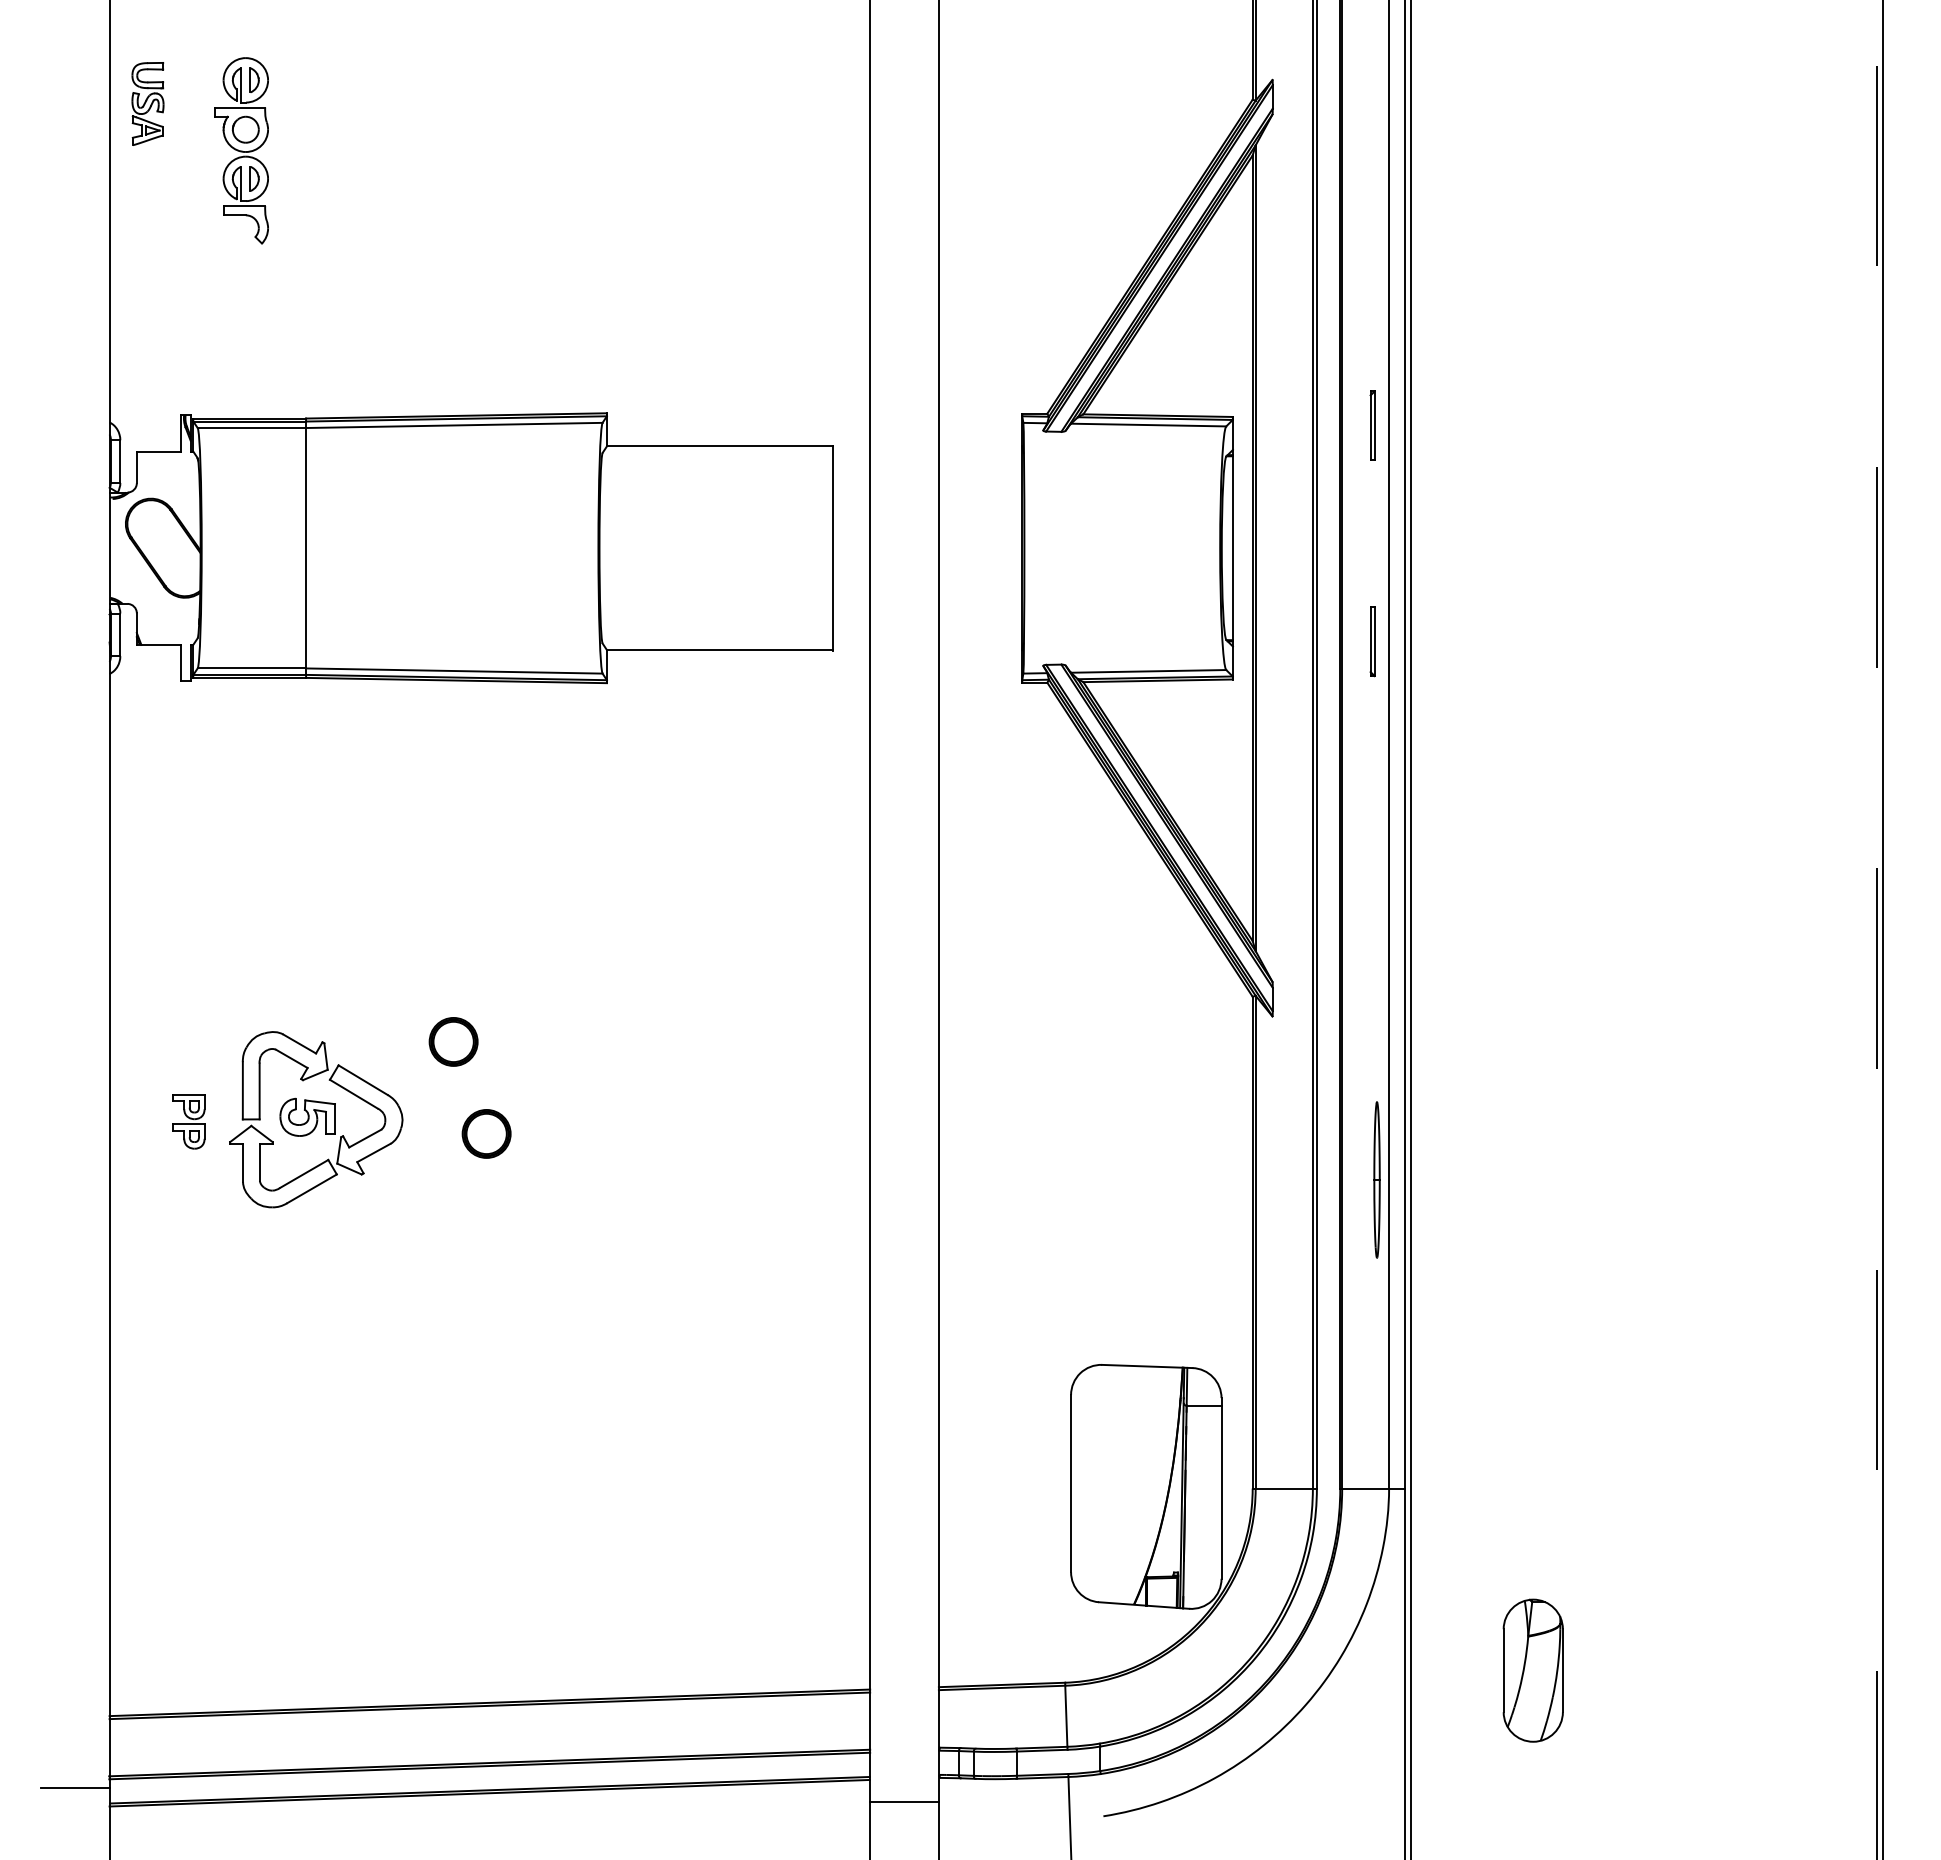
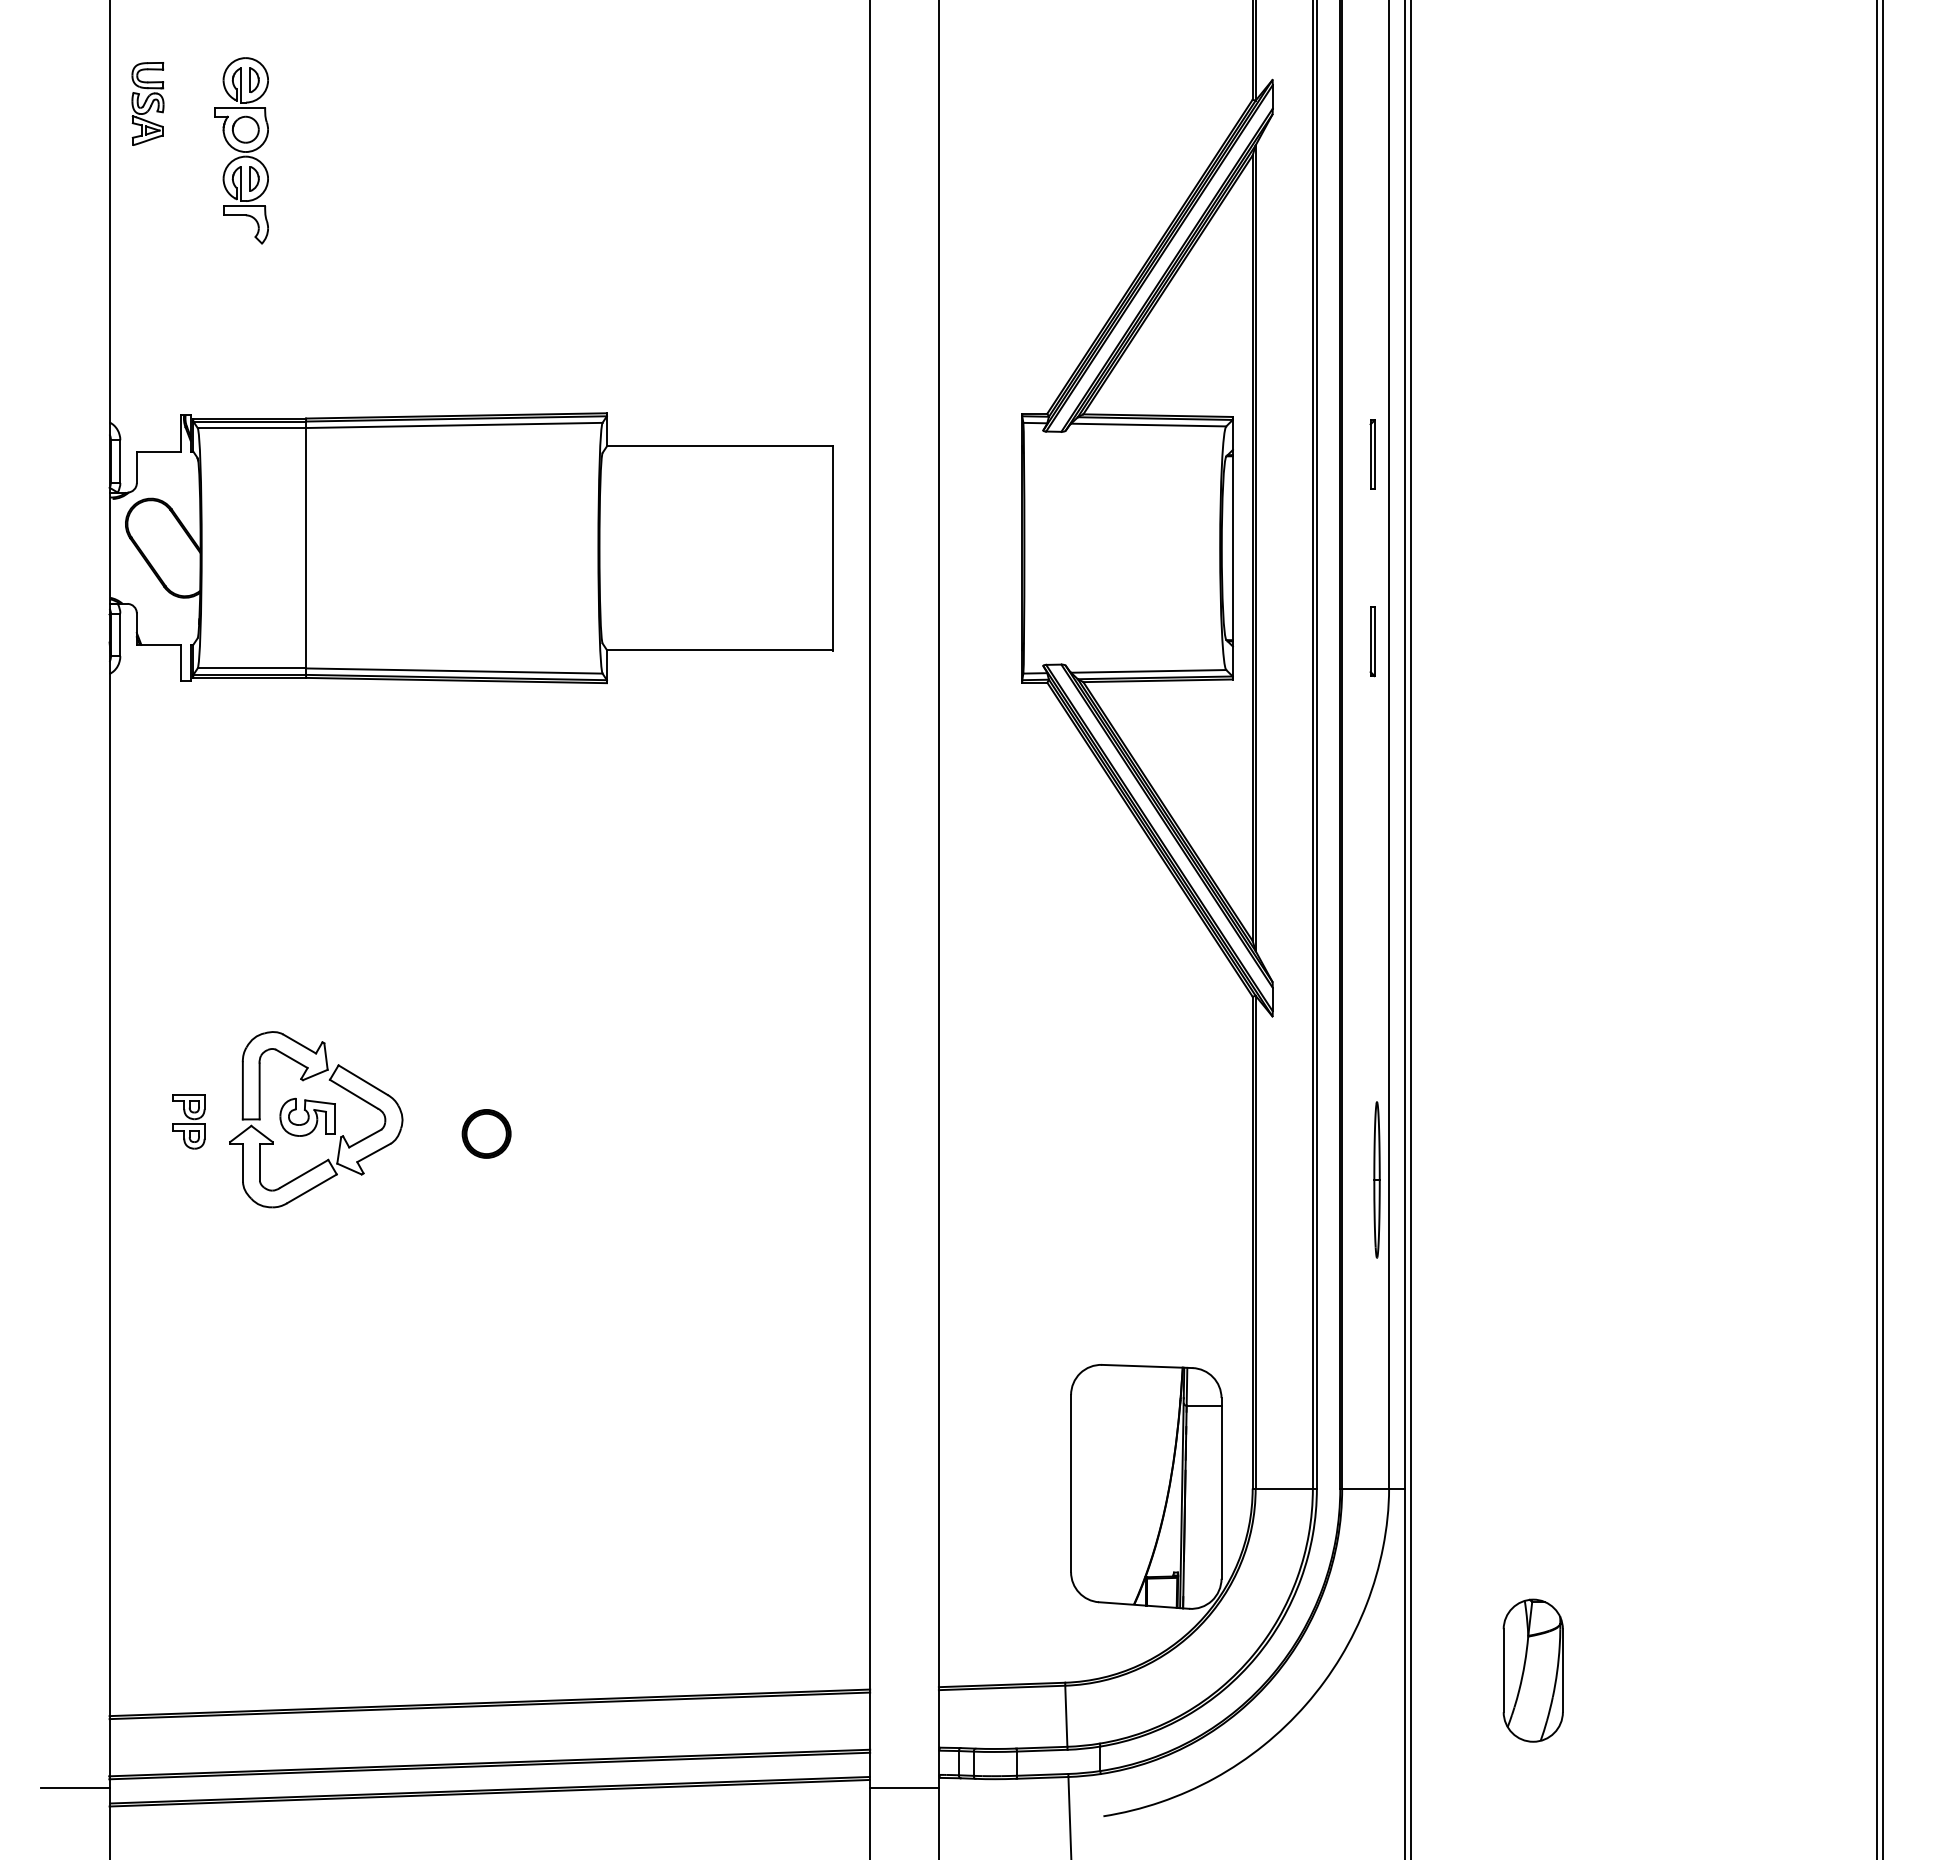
part position: (1372, 425) -> (1372, 454) (1372, 454)
line: dashed -> solid (1876, 930)
part: present -> none (453, 1041)
line position: (904, 1802) -> (904, 1788) (904, 1788)
